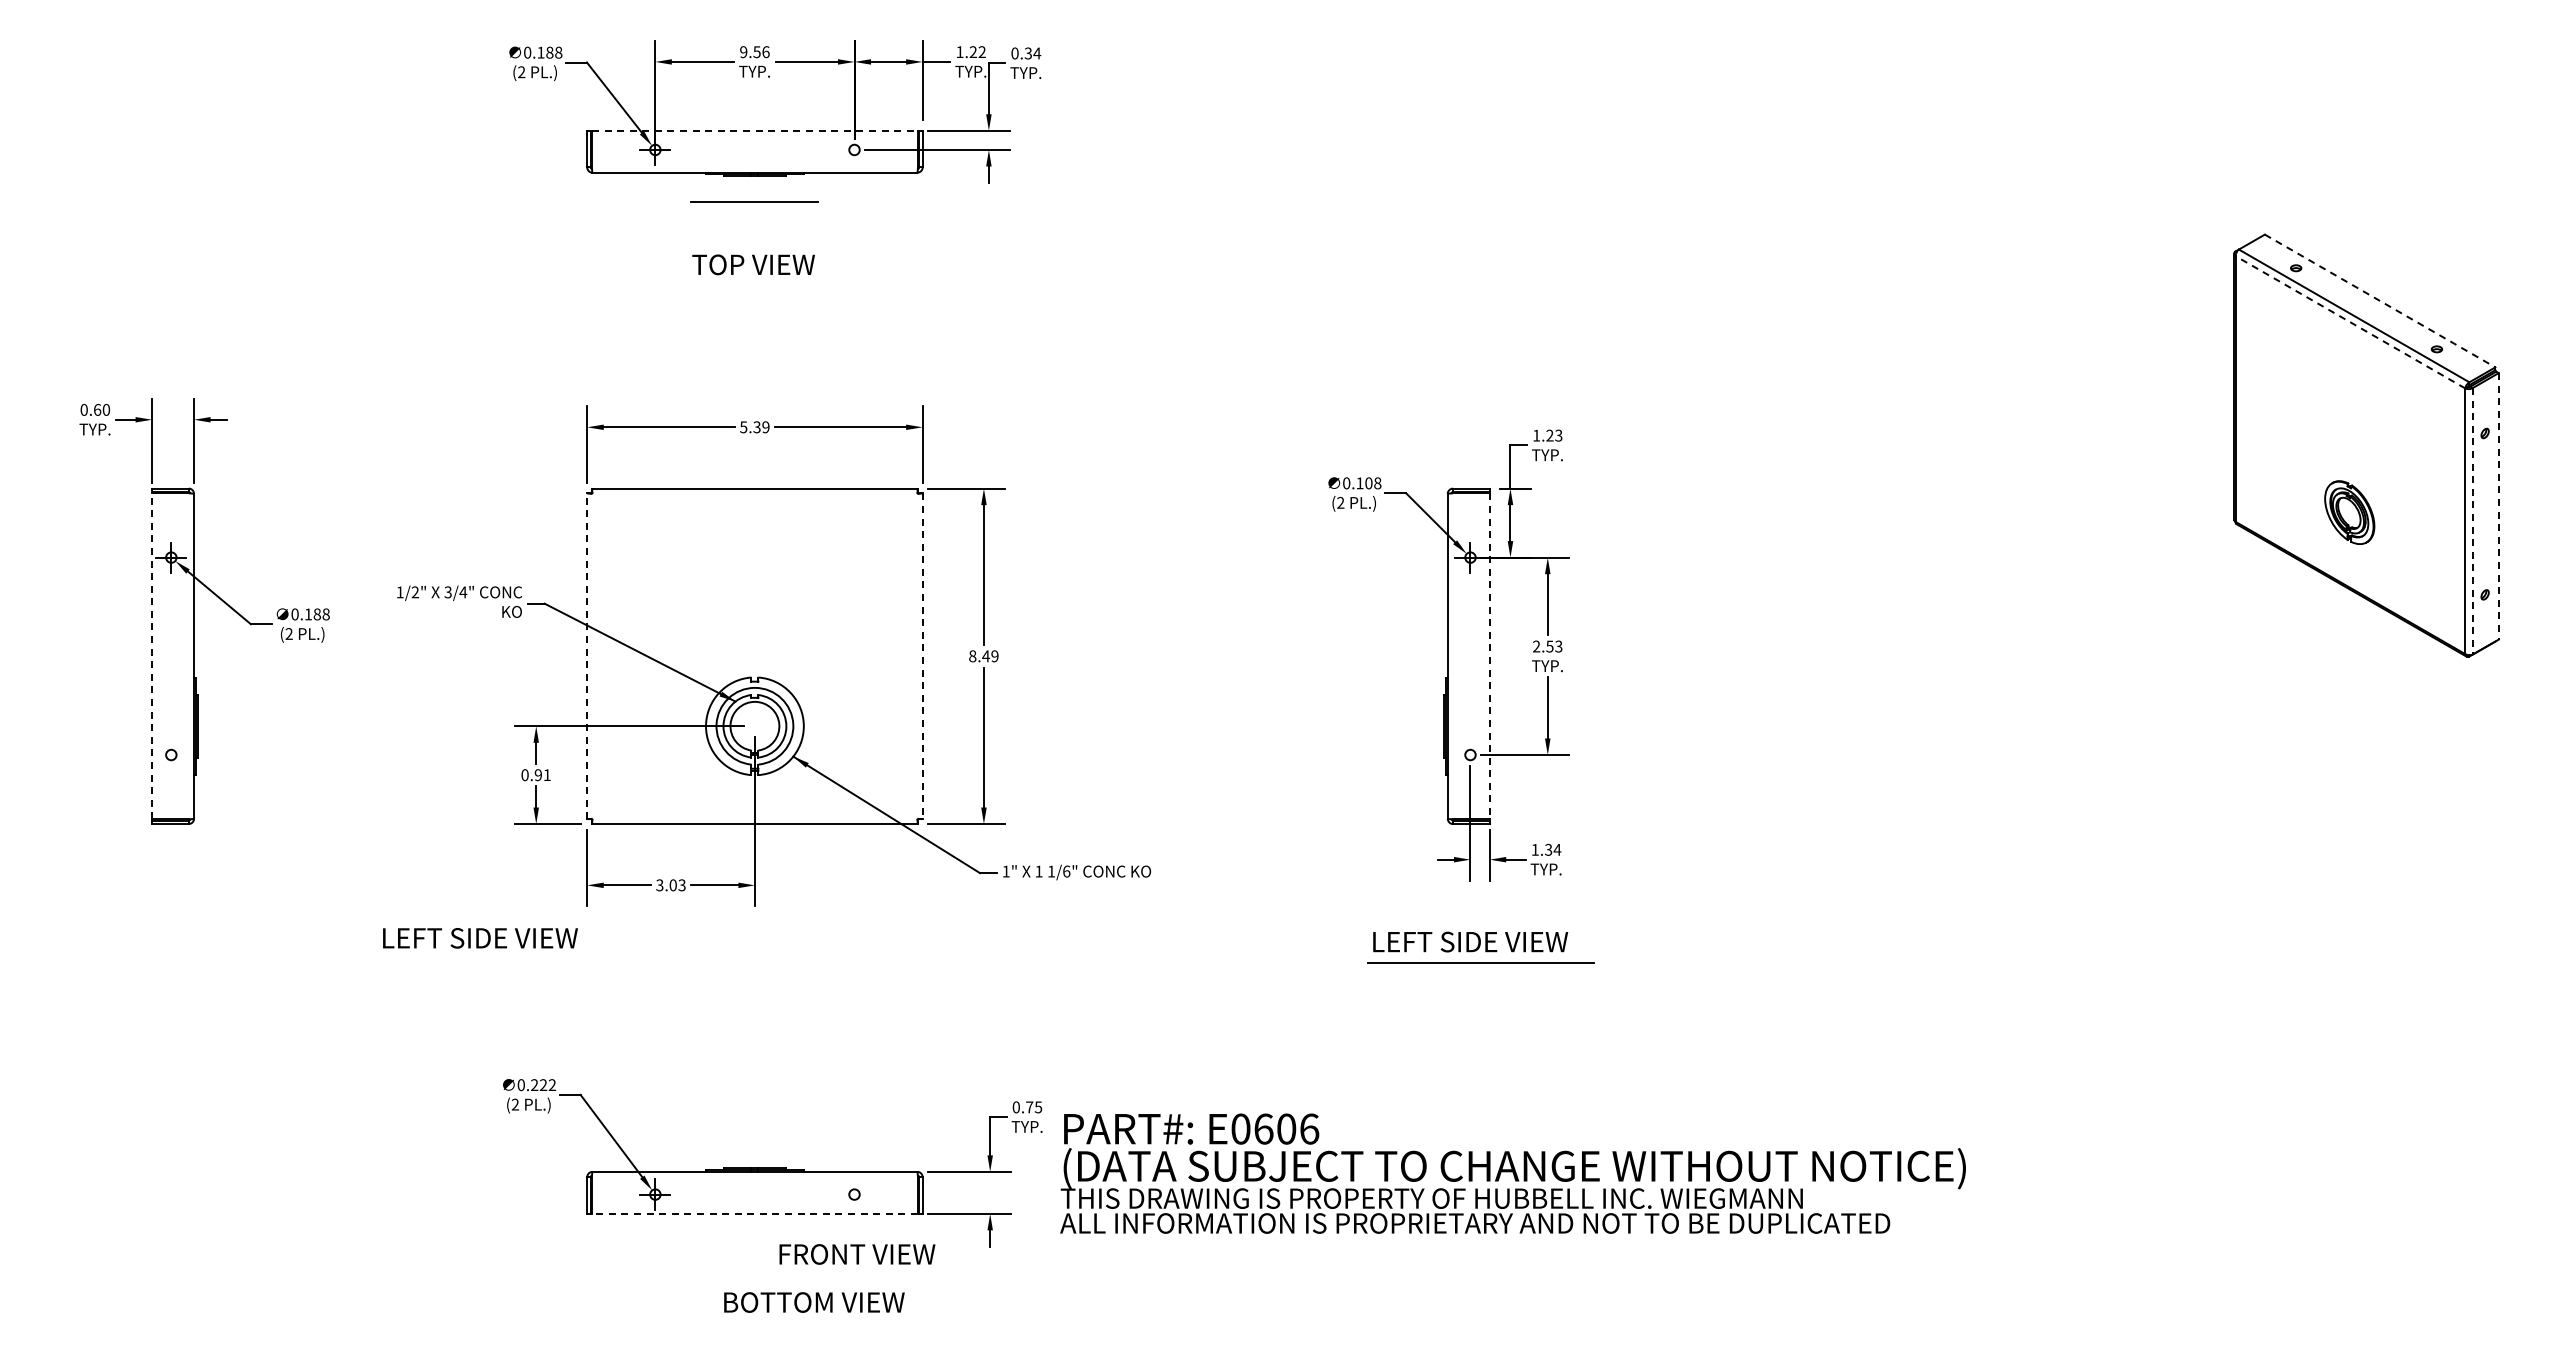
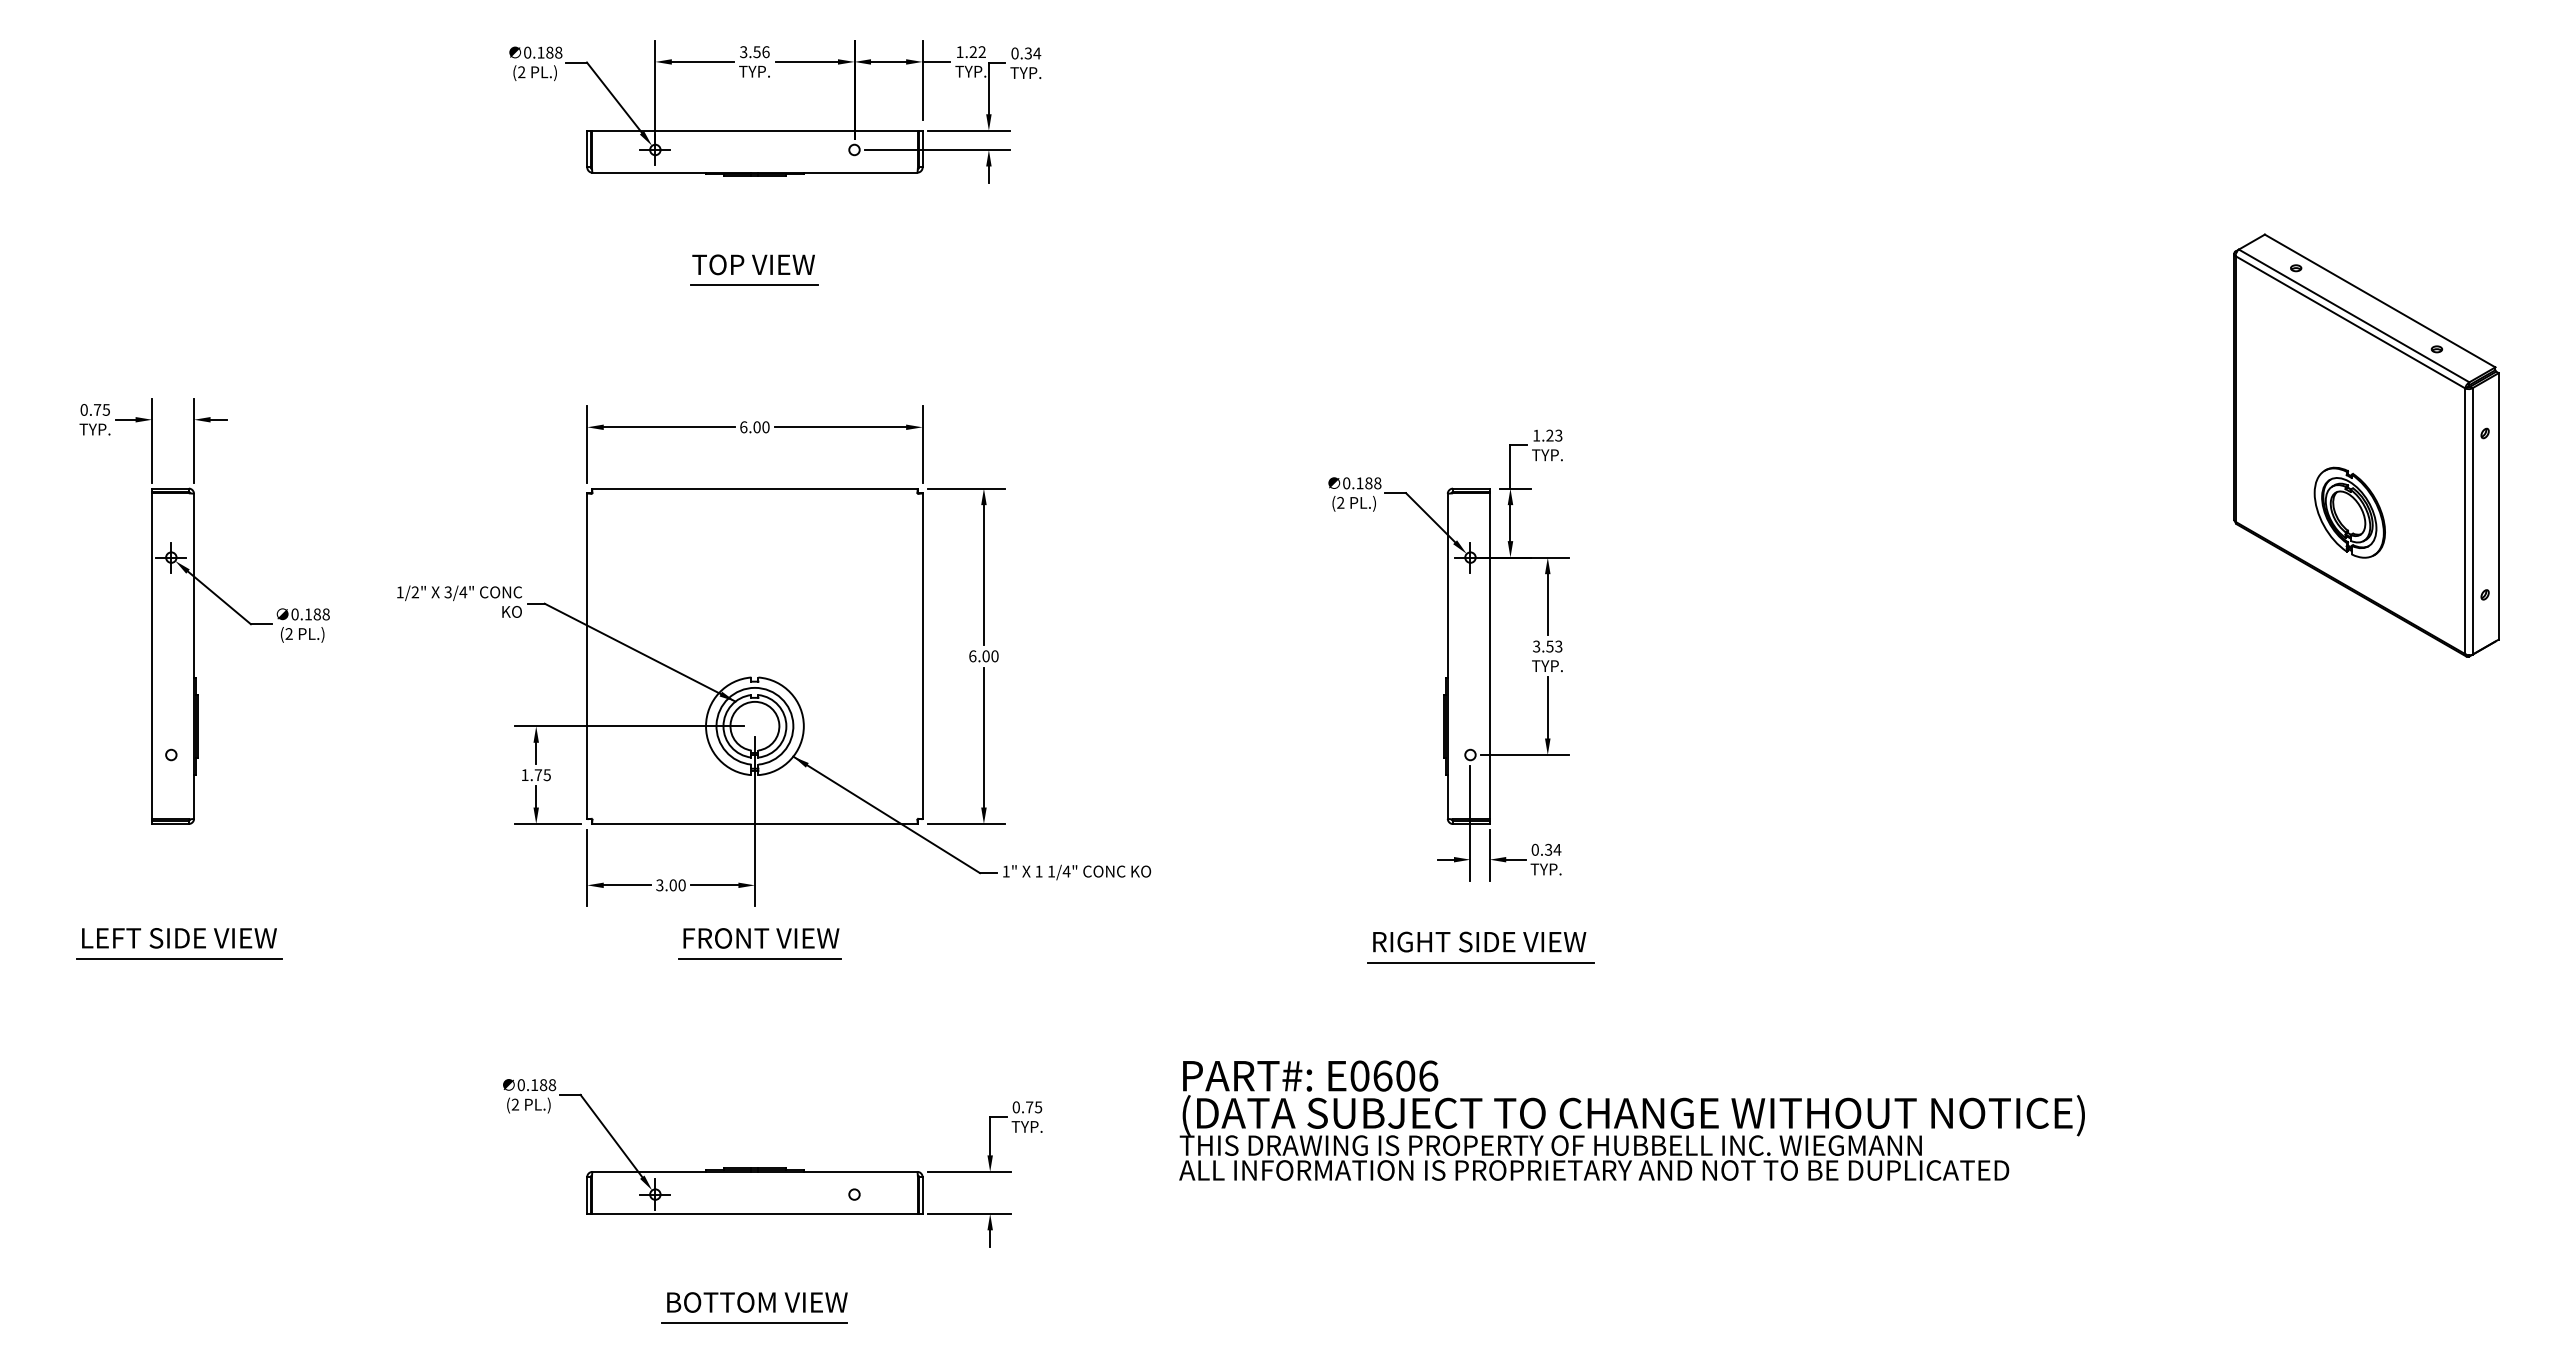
text: 9.56 -> 3.56 (743, 52)
line: dashed -> solid (754, 130)
line position: (754, 201) -> (754, 284) (754, 284)
line: dashed -> solid (2380, 301)
line: dashed -> solid (2350, 322)
text: 0.60 -> 0.75 (102, 409)
text: 5.39 -> 6.00 (754, 427)
text: 0.108 -> 0.188 (1368, 483)
line: dashed -> solid (2498, 506)
part size: 52x65 px -> 73x93 px (2349, 512)
line: dashed -> solid (2472, 521)
text: 2.53 -> 3.53 (1536, 646)
line: dashed -> solid (152, 656)
line: dashed -> solid (587, 656)
line: dashed -> solid (922, 656)
text: 8.49 -> 6.00 (983, 656)
line: dashed -> solid (1489, 656)
text: 0.91 -> 1.75 (535, 775)
text: 1.34 -> 0.34 (1534, 849)
text: 1/6" -> 1/4" (1066, 871)
text: 3.03 -> 3.00 (681, 885)
text position: (480, 938) -> (179, 938) (179, 938)
text: LEFT SIDE VIEW -> RIGHT SIDE VIEW (1480, 941)
line: none -> present (179, 958)
line: none -> present (759, 958)
text: 0.222 -> 0.188 (543, 1085)
text position: (1512, 1173) -> (1631, 1120) (1631, 1120)
line: dashed -> solid (754, 1213)
text position: (857, 1254) -> (761, 938) (761, 938)
text position: (814, 1302) -> (757, 1302) (757, 1302)
line: none -> present (754, 1323)
